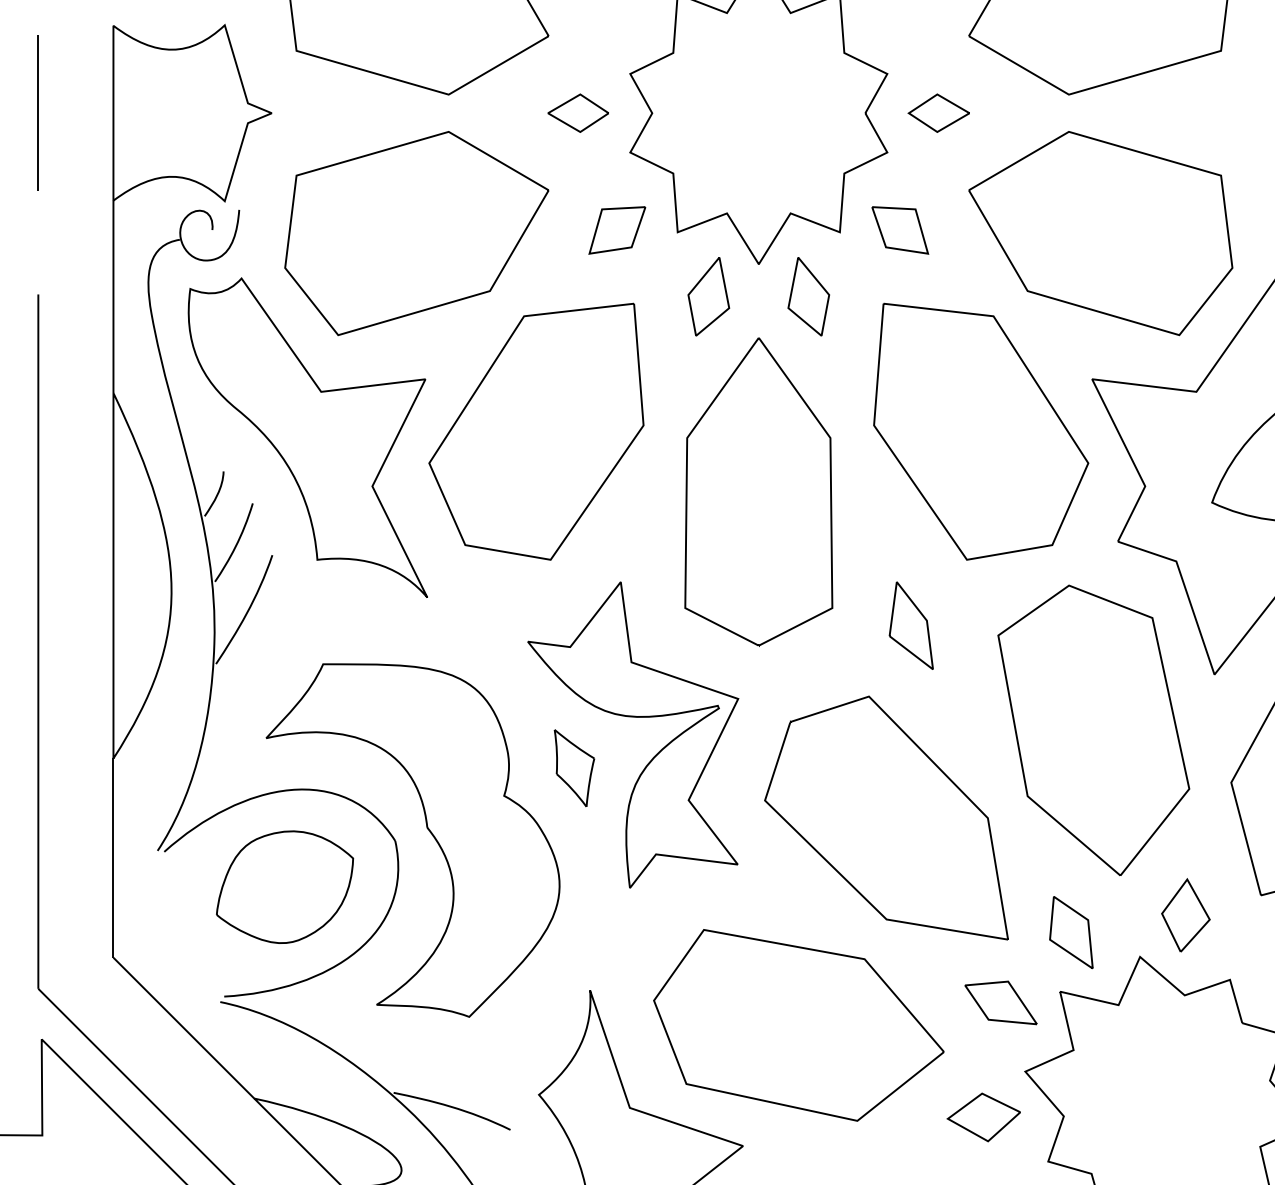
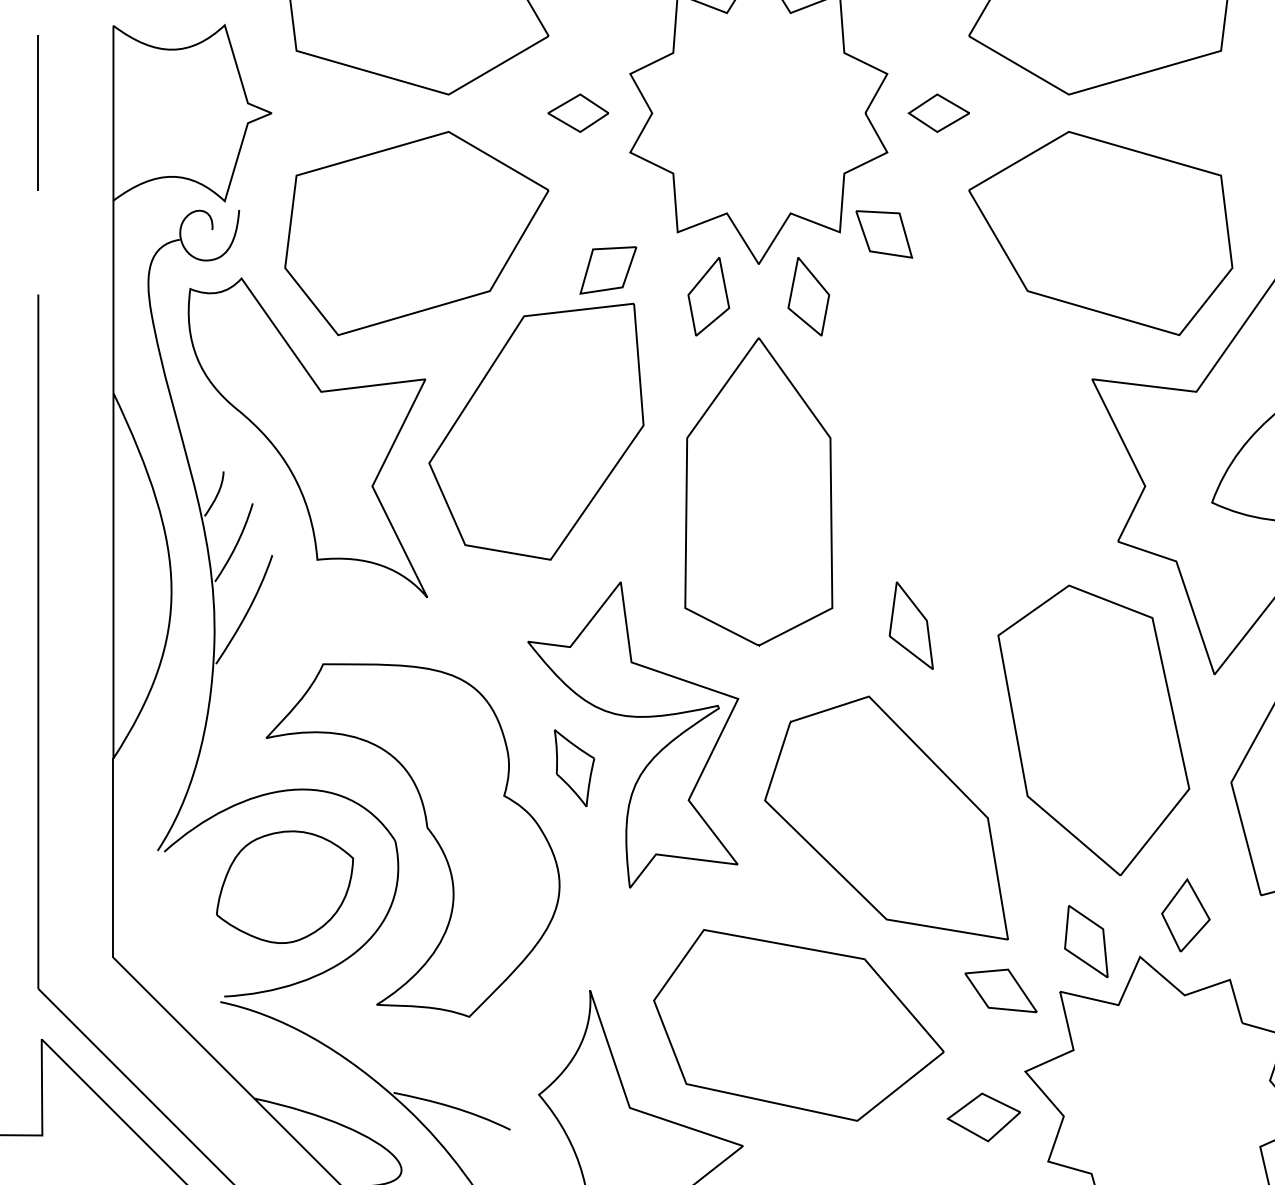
part position: (617, 230) -> (608, 270) (608, 270)
part position: (900, 230) -> (884, 234) (884, 234)
part: present -> none (981, 431)
part position: (1071, 932) -> (1086, 941) (1086, 941)
part position: (1000, 1002) -> (1000, 990) (1000, 990)
